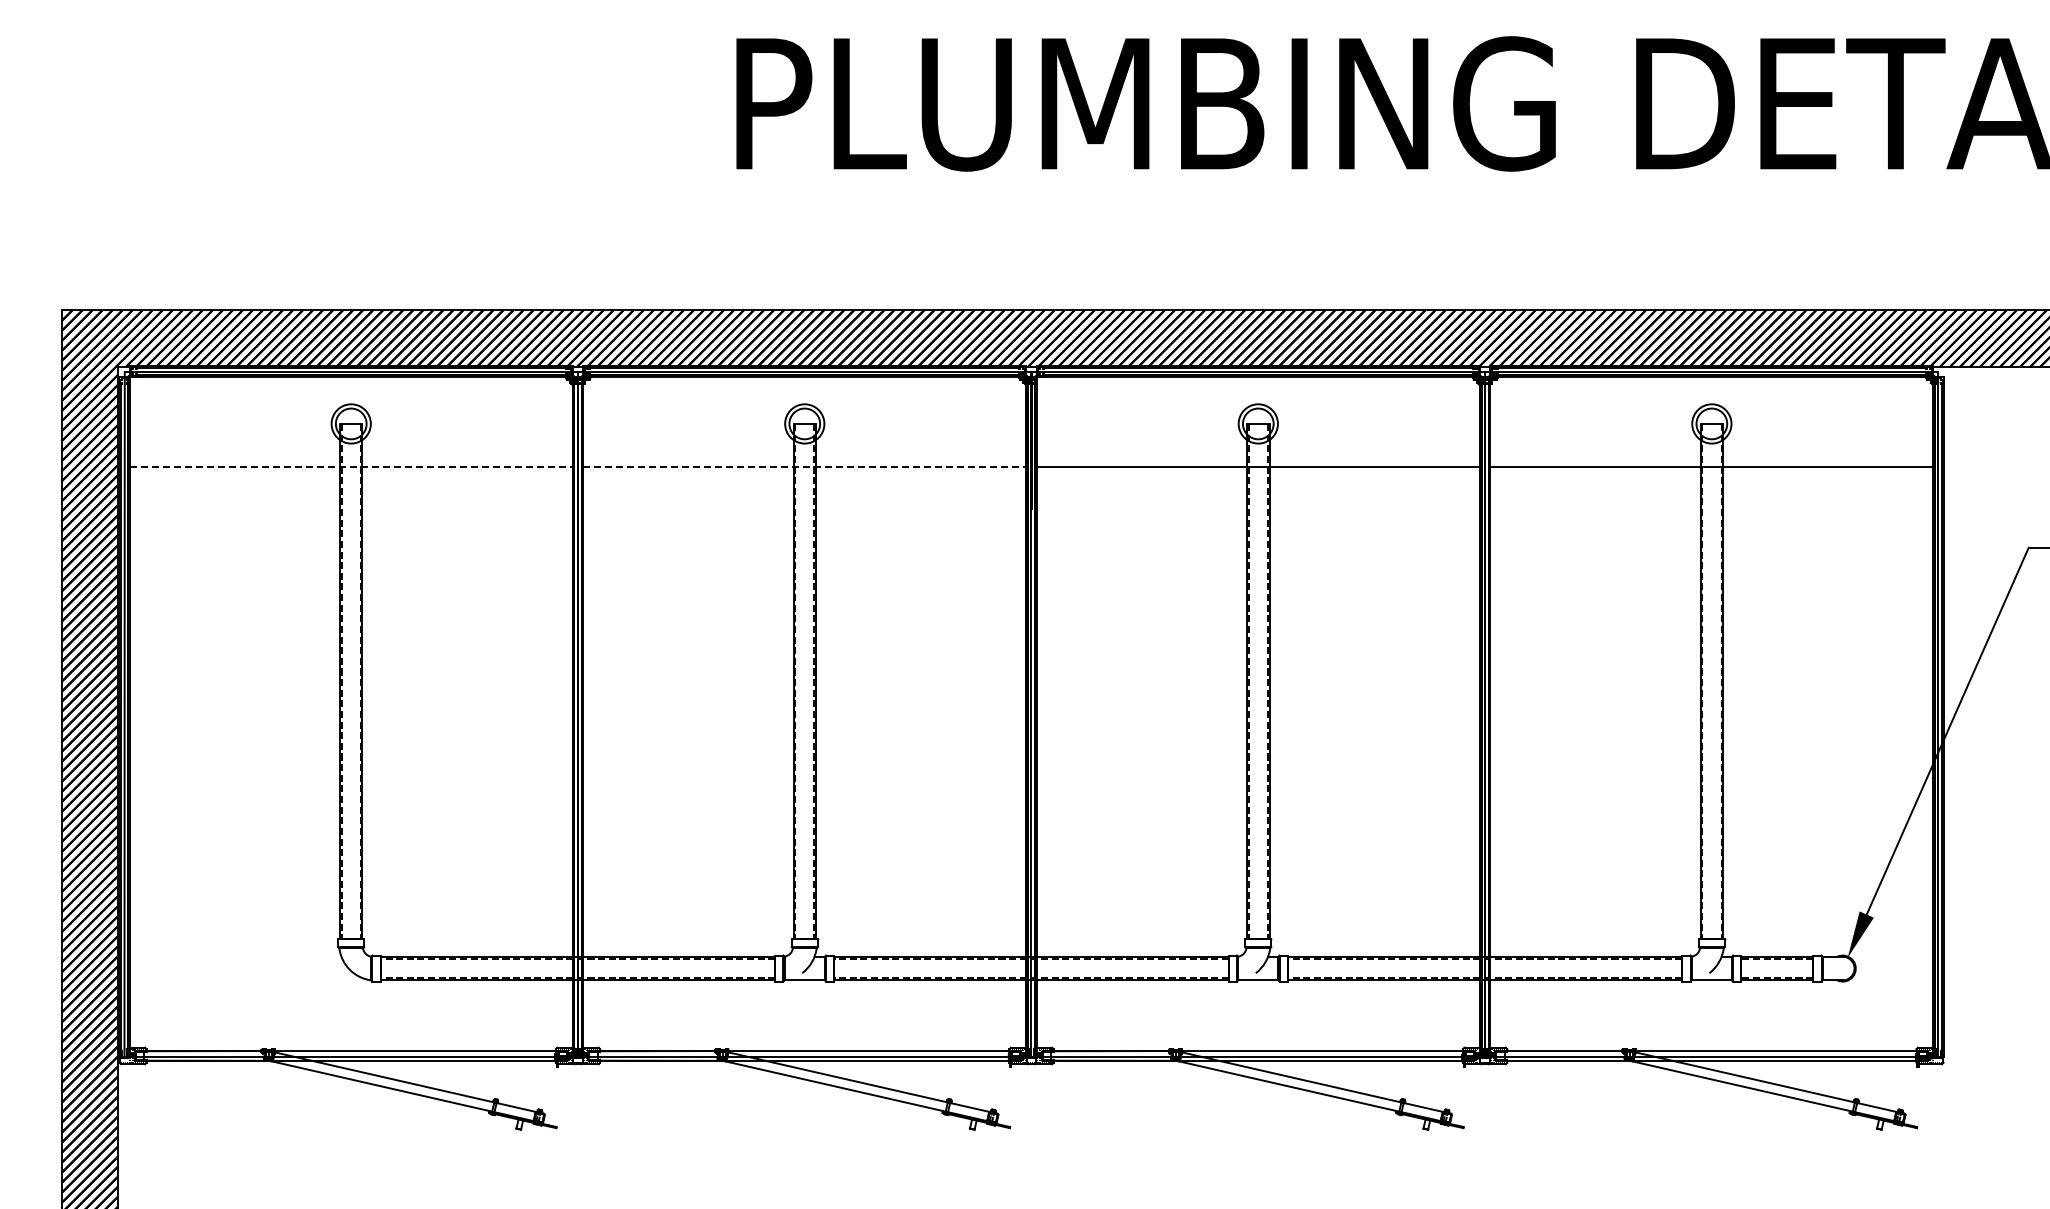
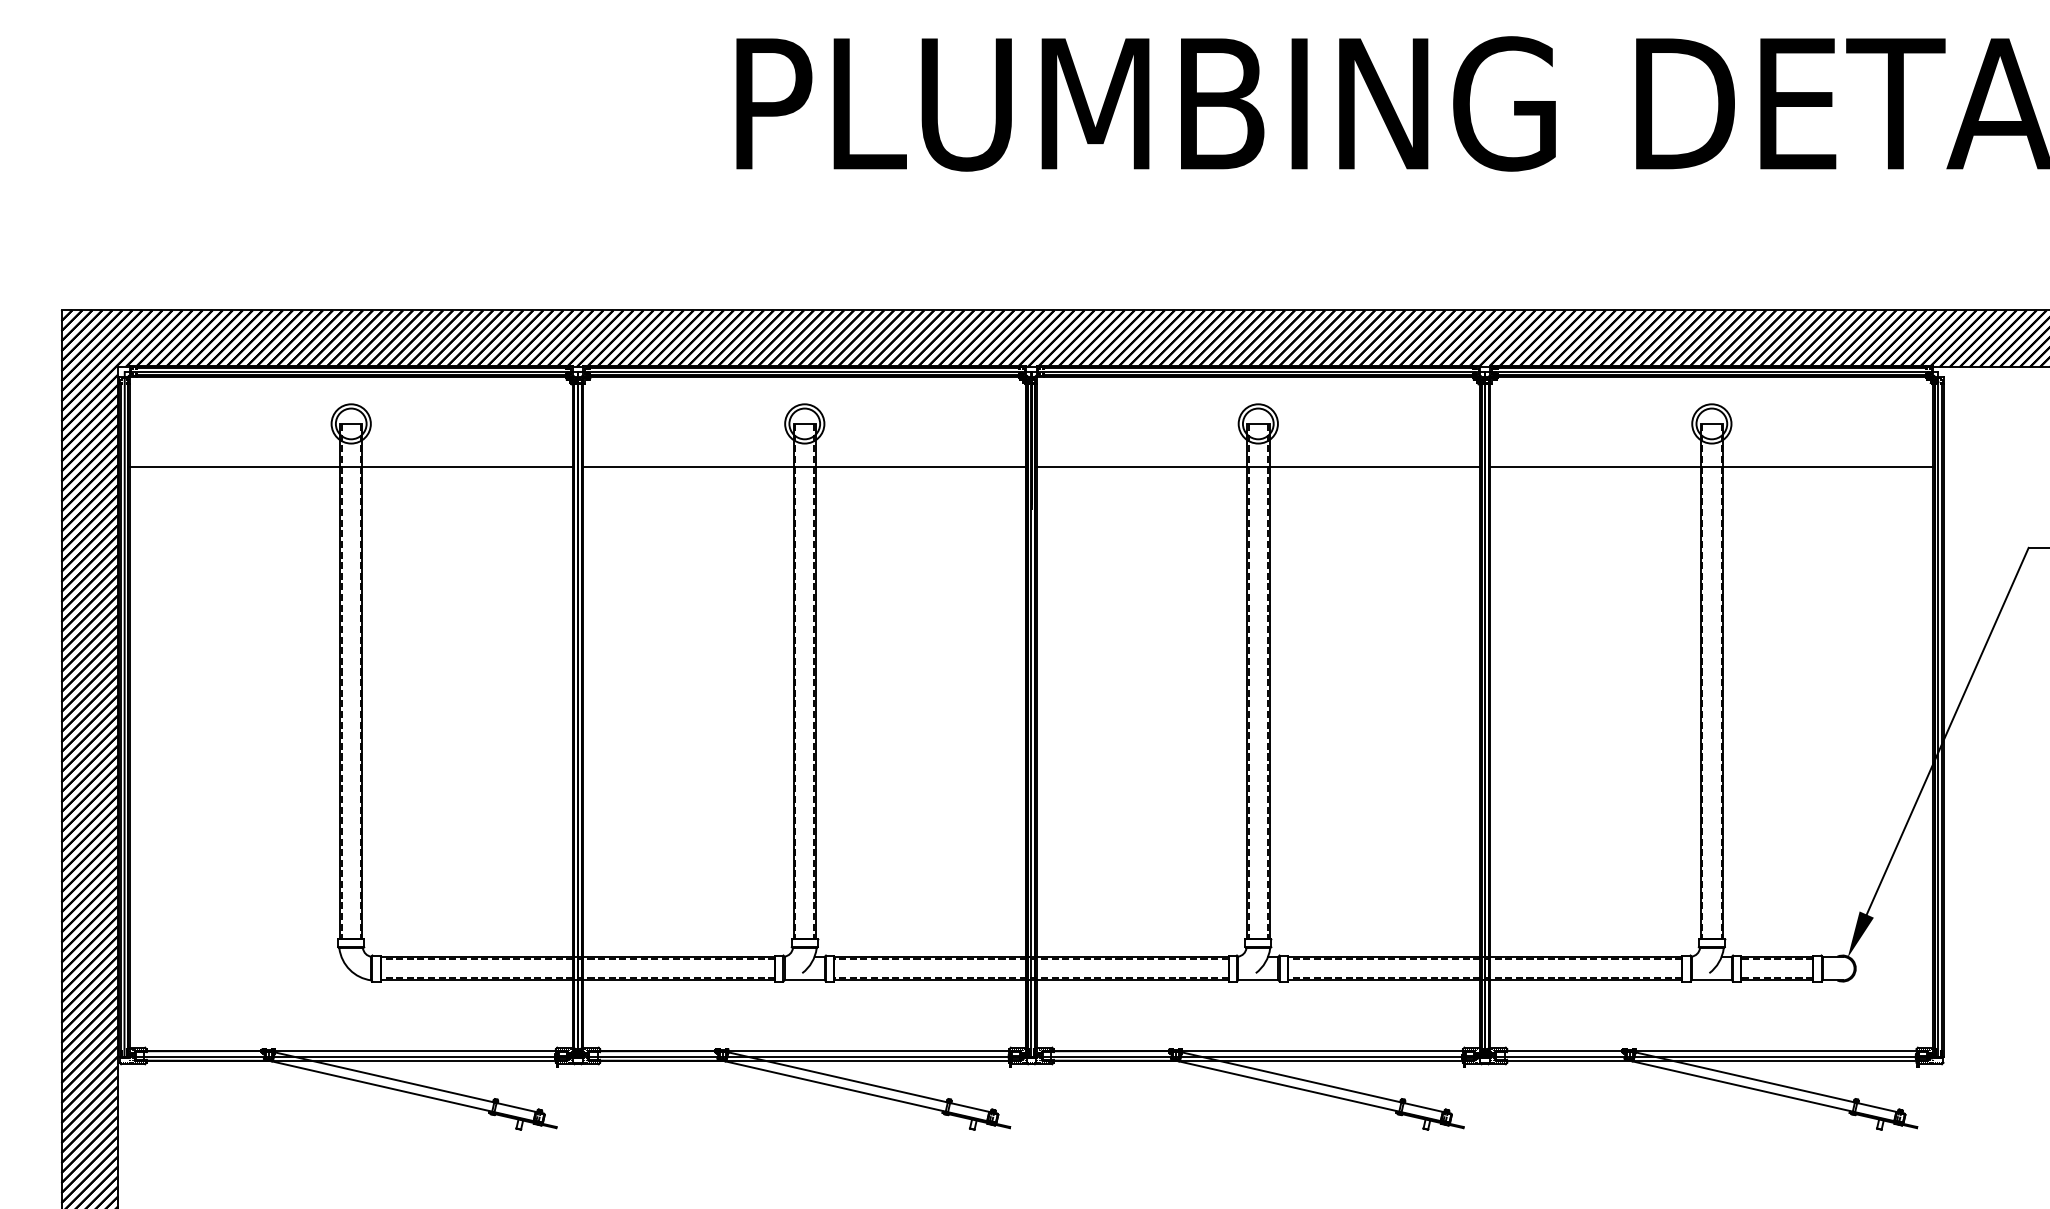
line: dashed -> solid (351, 466)
line: dashed -> solid (805, 466)
